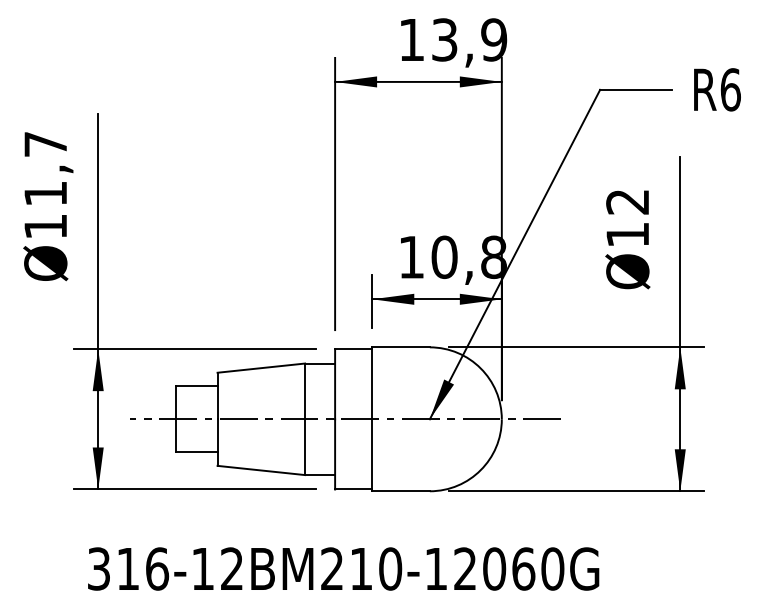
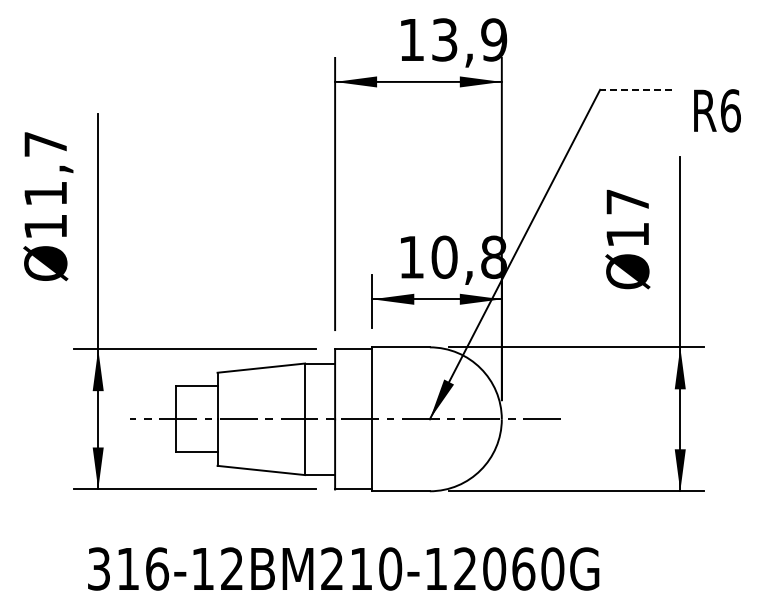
line: solid -> dashed (636, 89)
text position: (717, 89) -> (717, 110) (717, 110)
text: Ø12 -> Ø17 (627, 201)
